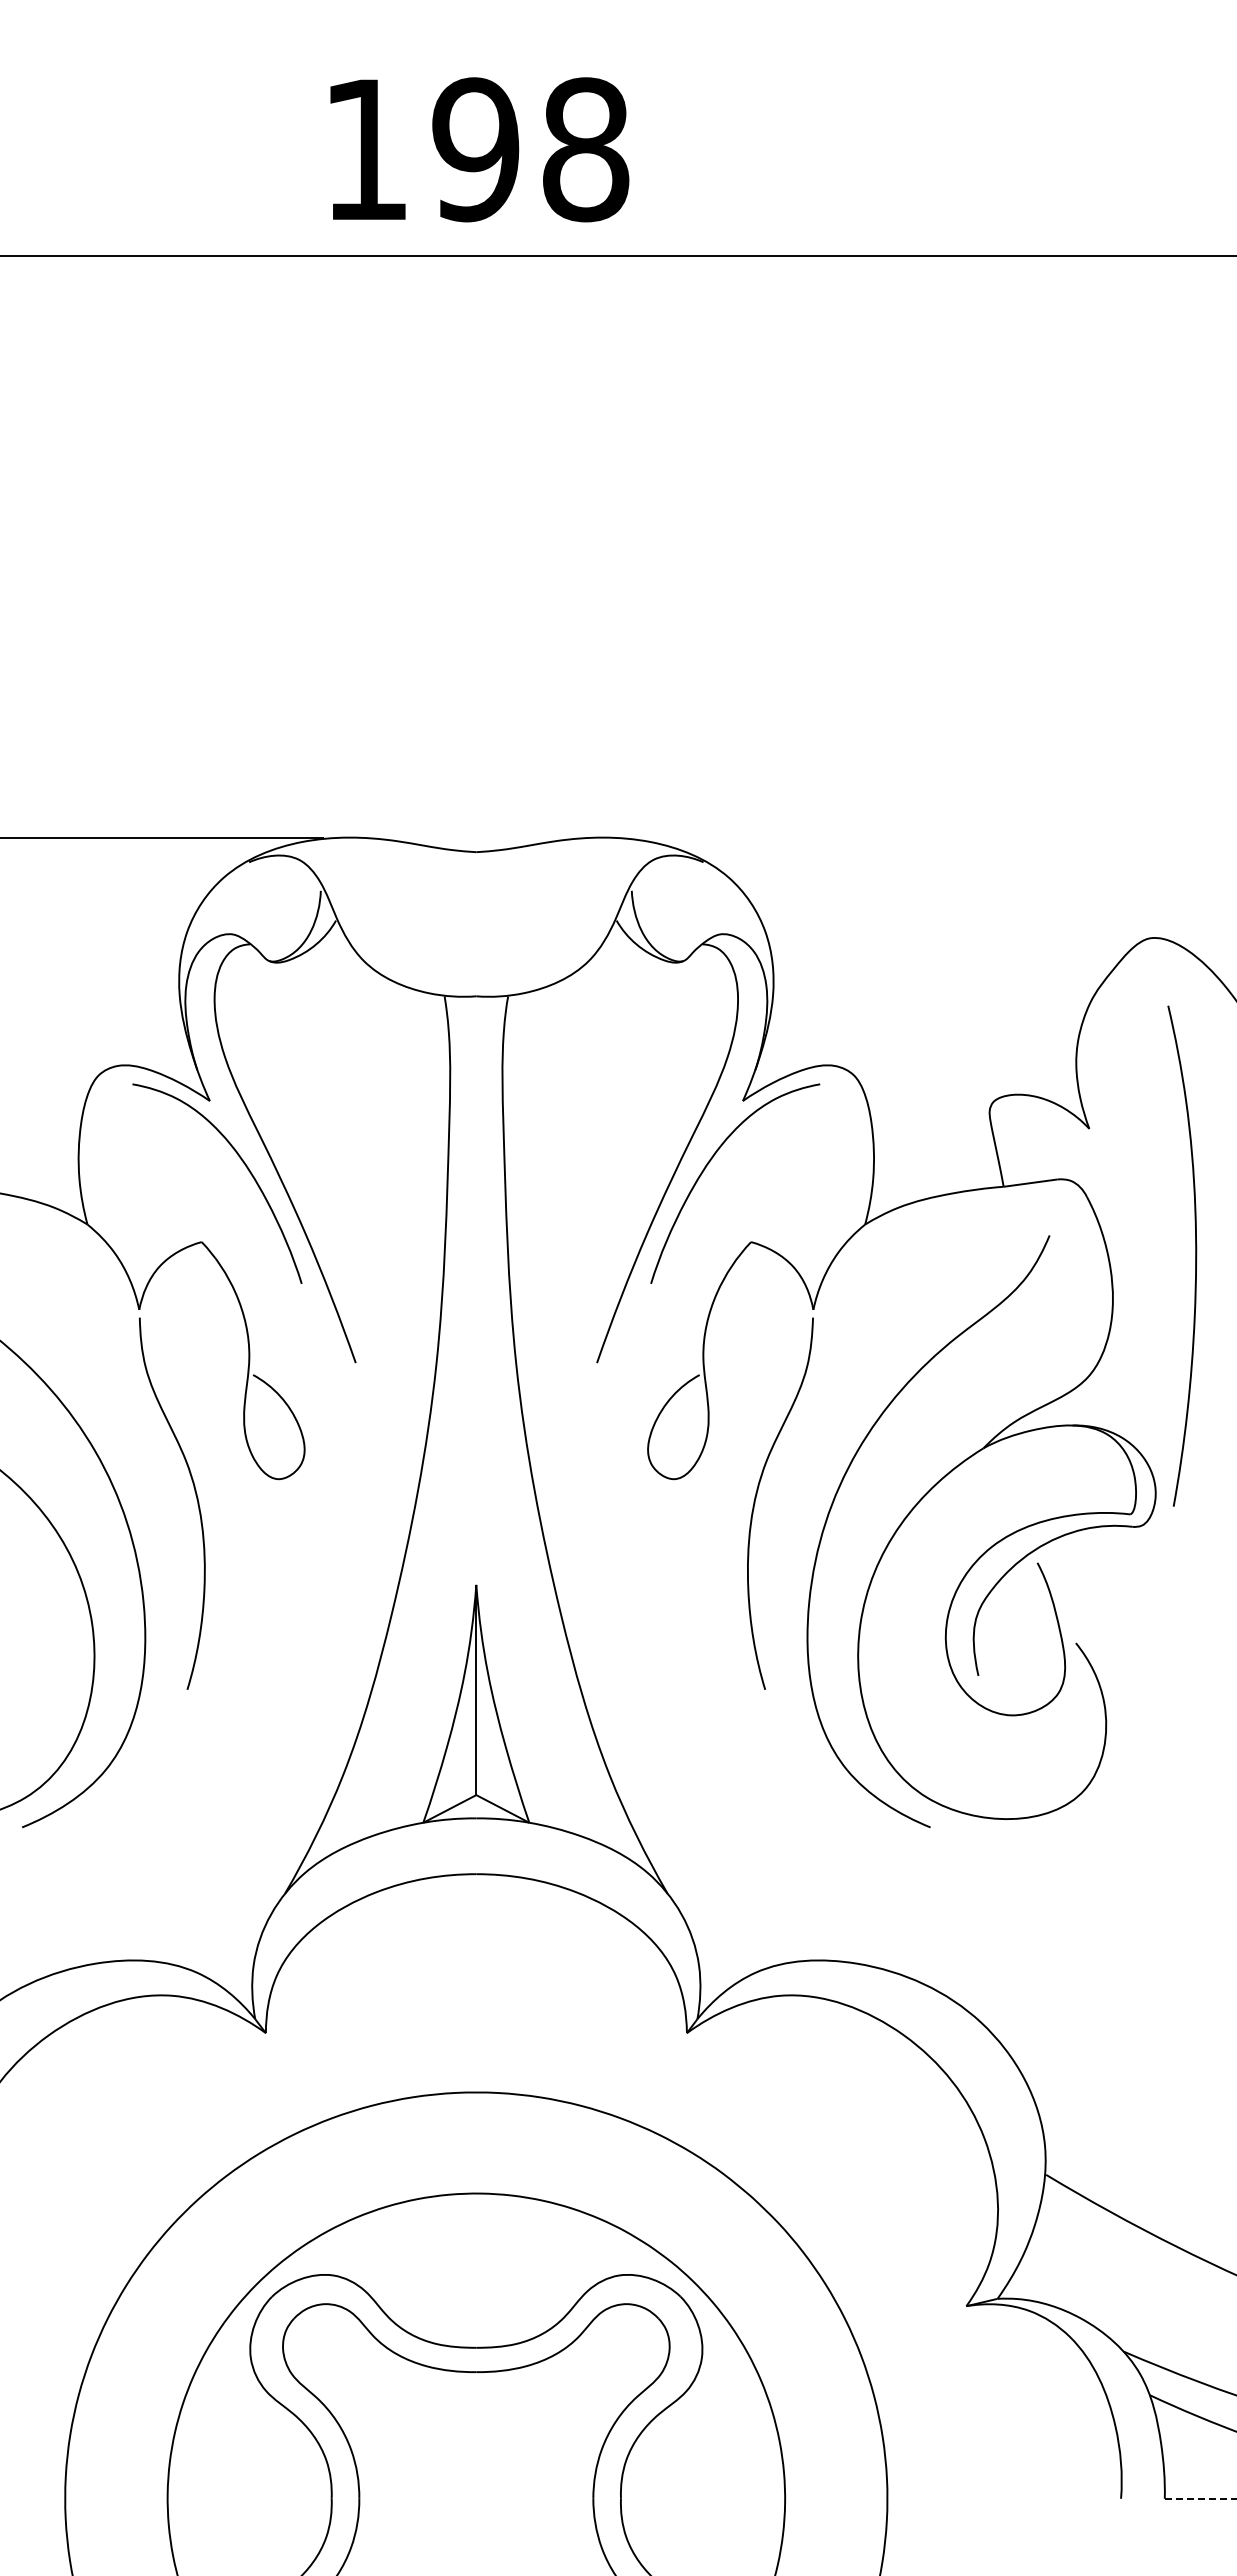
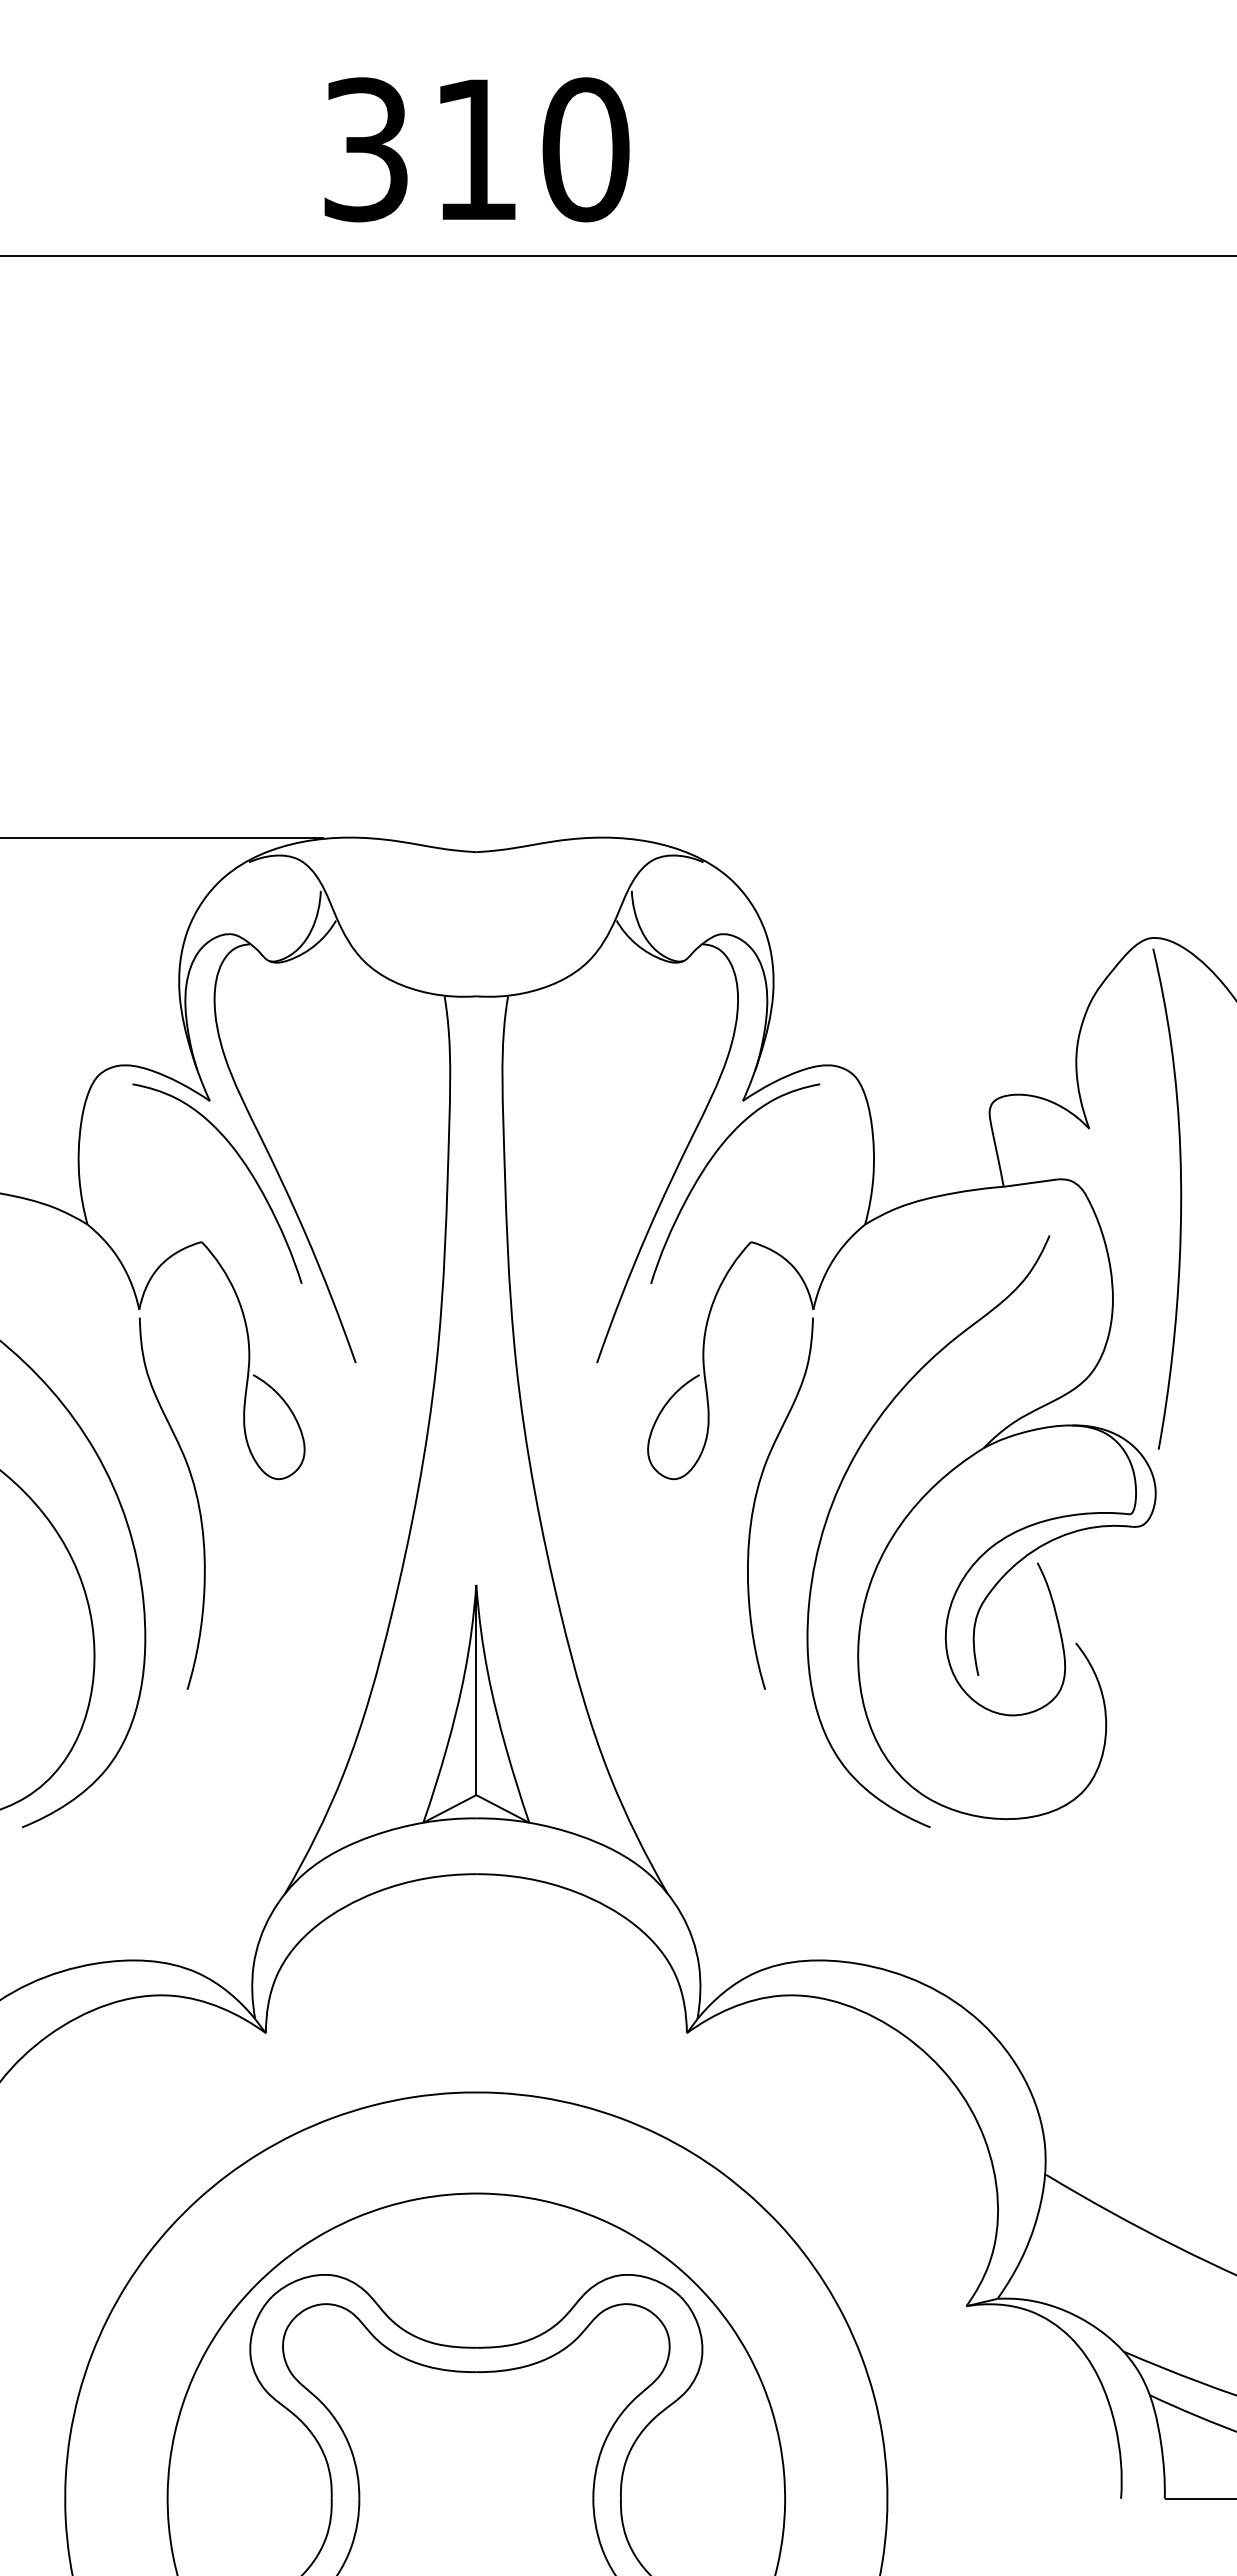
text: 198 -> 310 (476, 149)
curve position: (1195, 1255) -> (1180, 1198) (1180, 1198)
line: dashed -> solid (1200, 2498)
